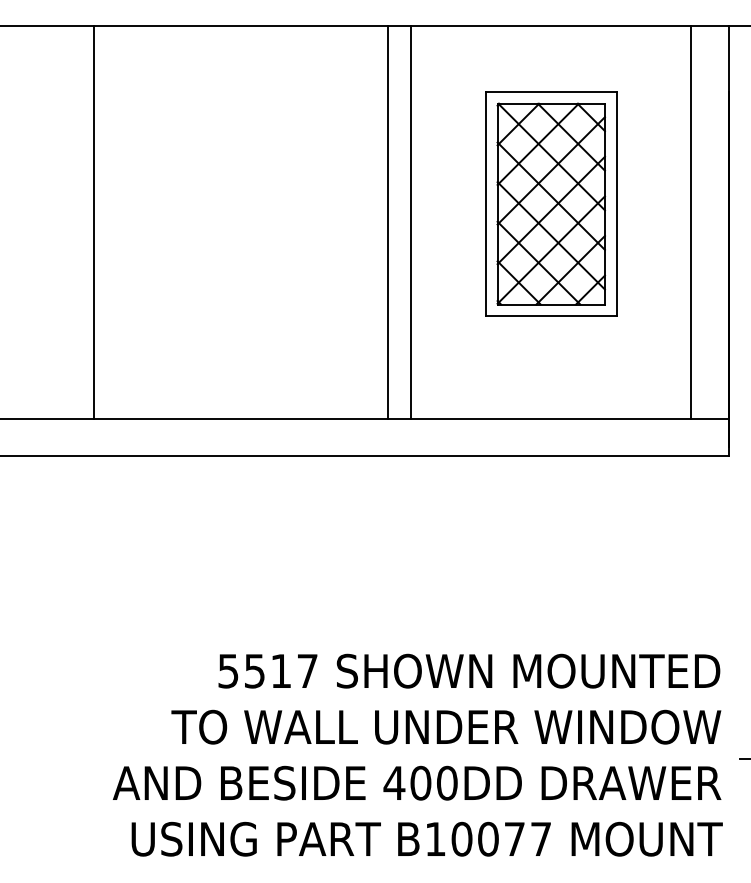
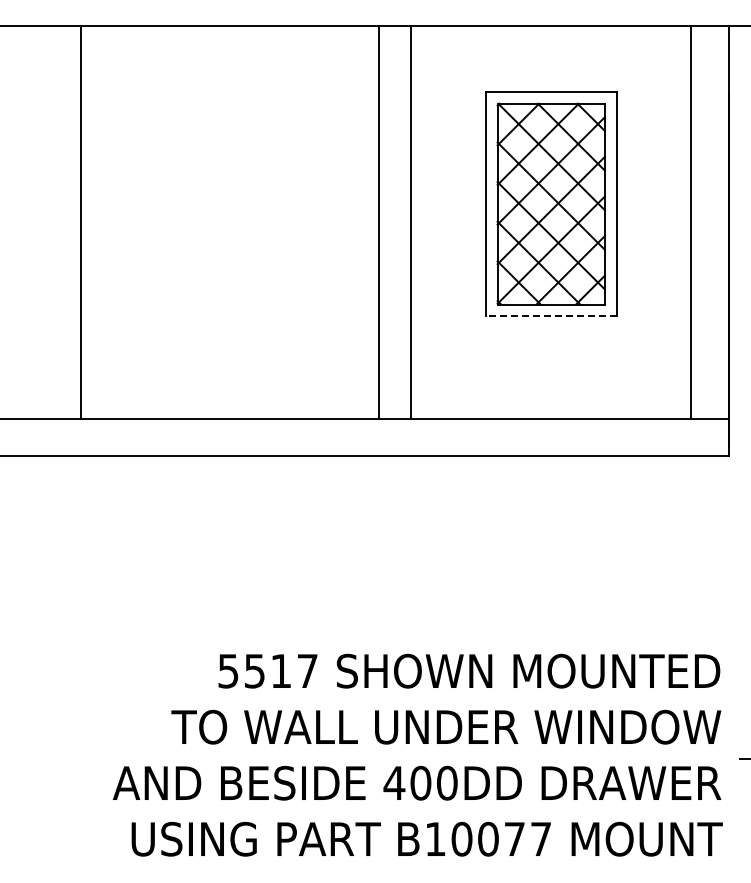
line position: (93, 222) -> (80, 222) (80, 222)
line position: (387, 222) -> (378, 222) (378, 222)
line: solid -> dashed (550, 316)
